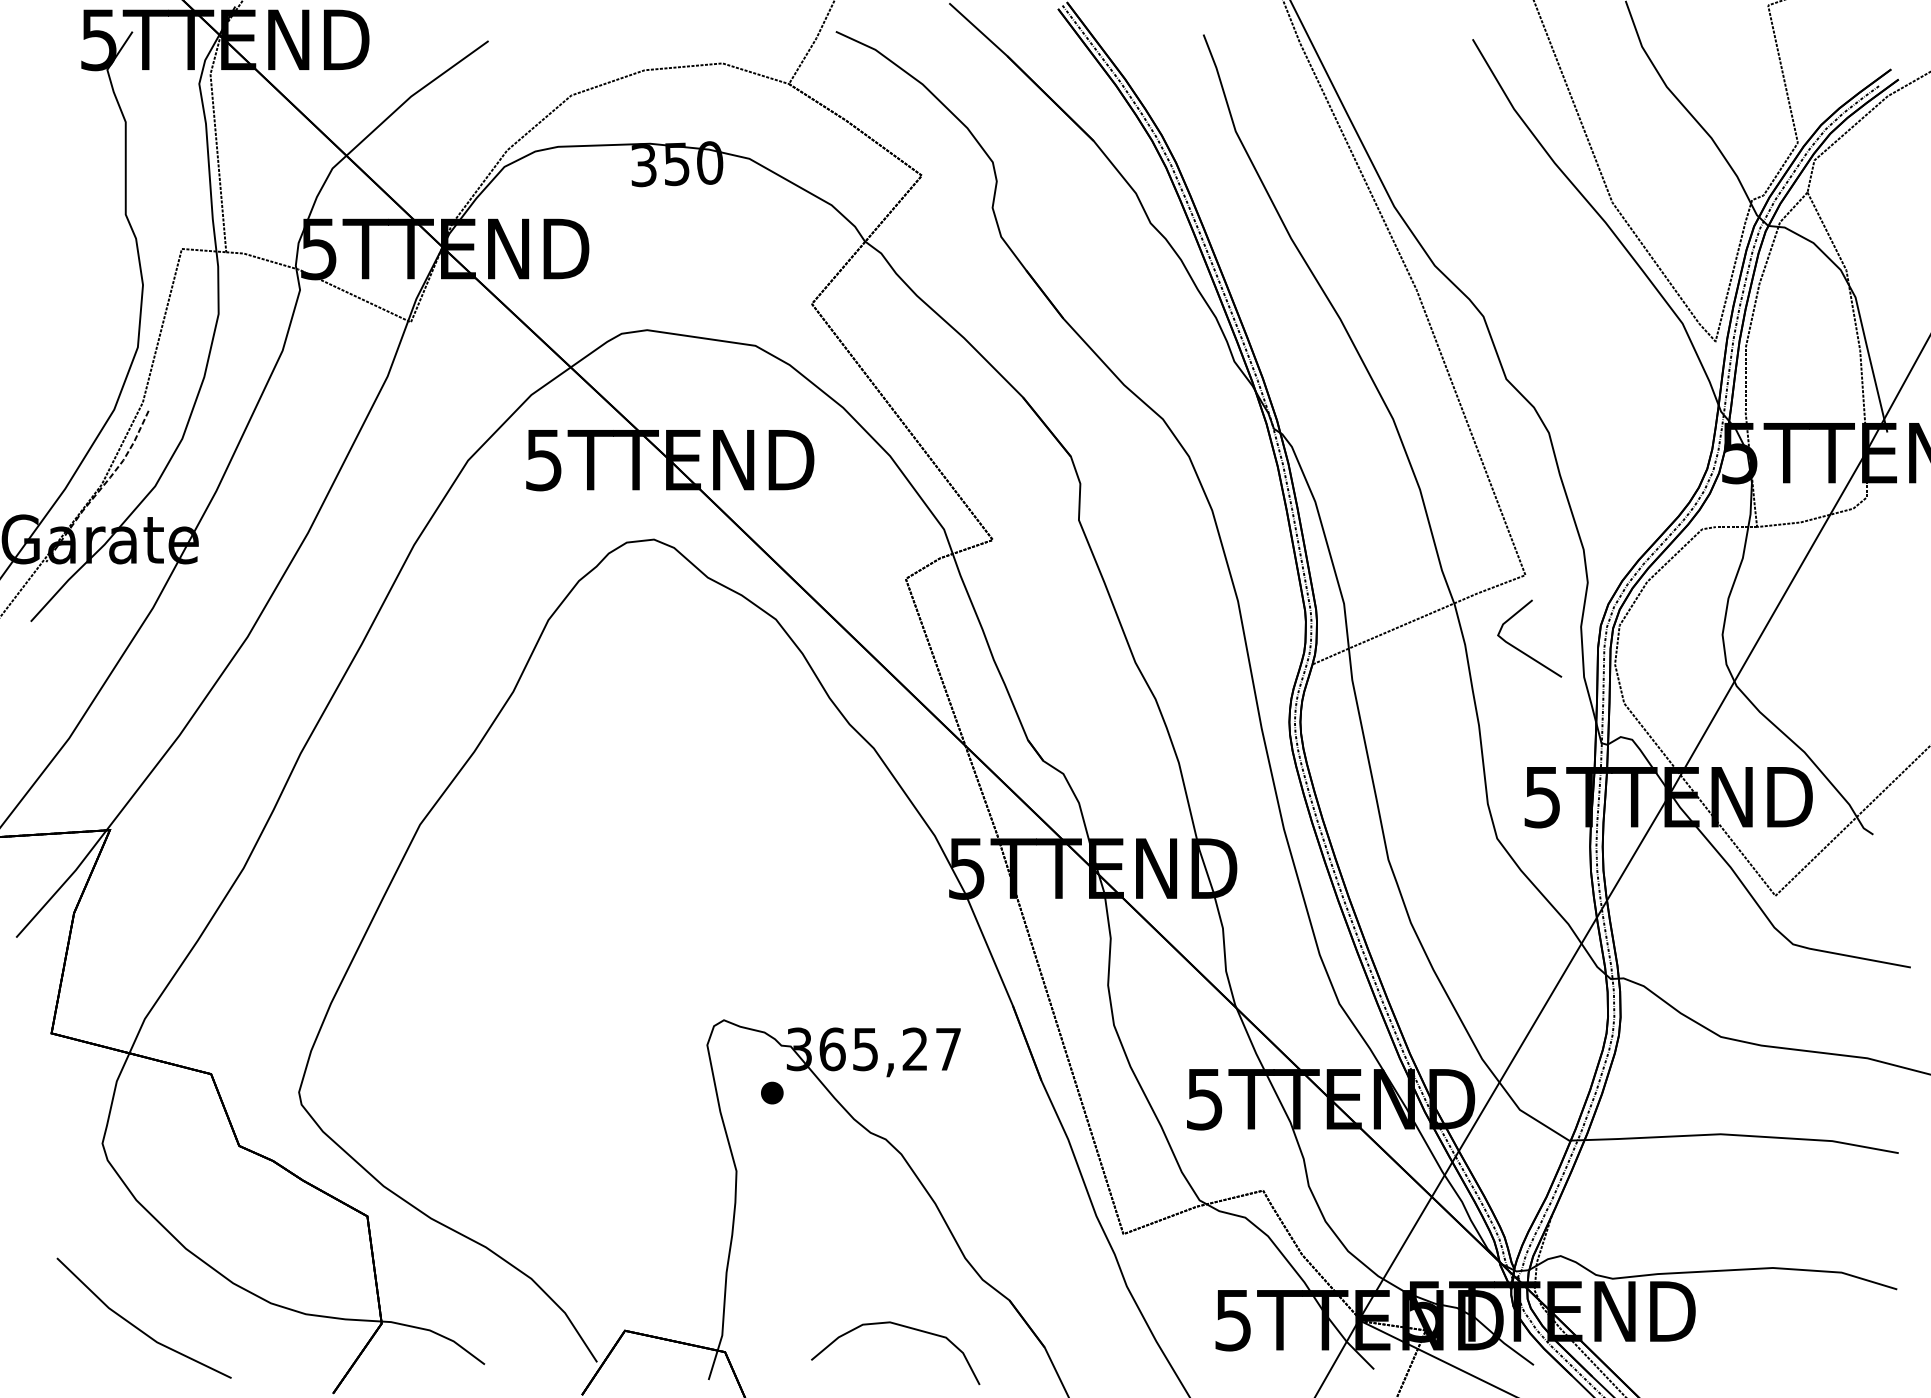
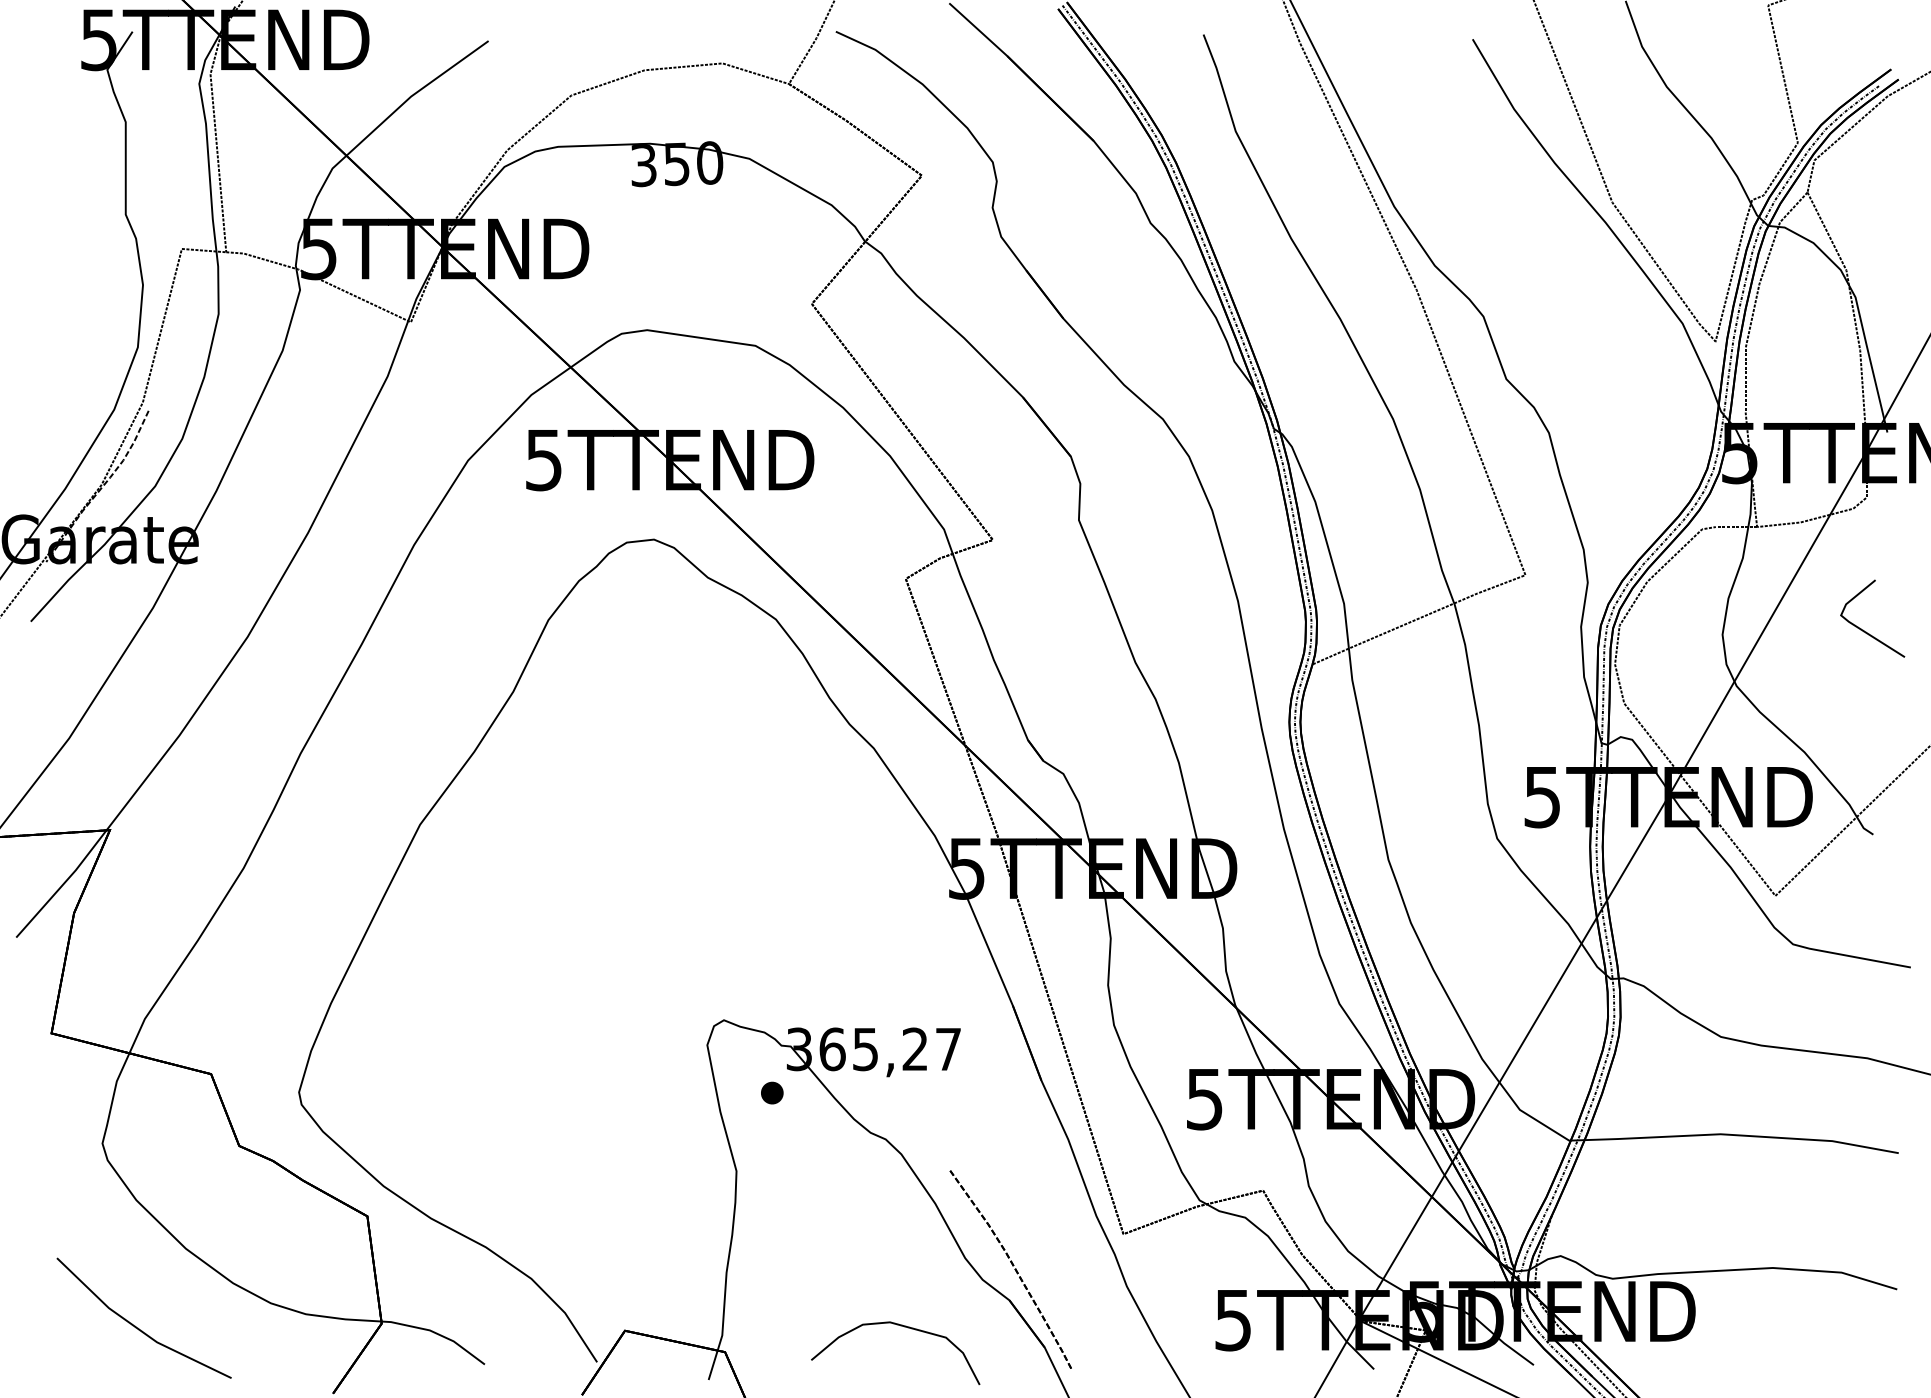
line position: (1520, 649) -> (1863, 629) (1863, 629)
part: none -> present (1010, 1269)
